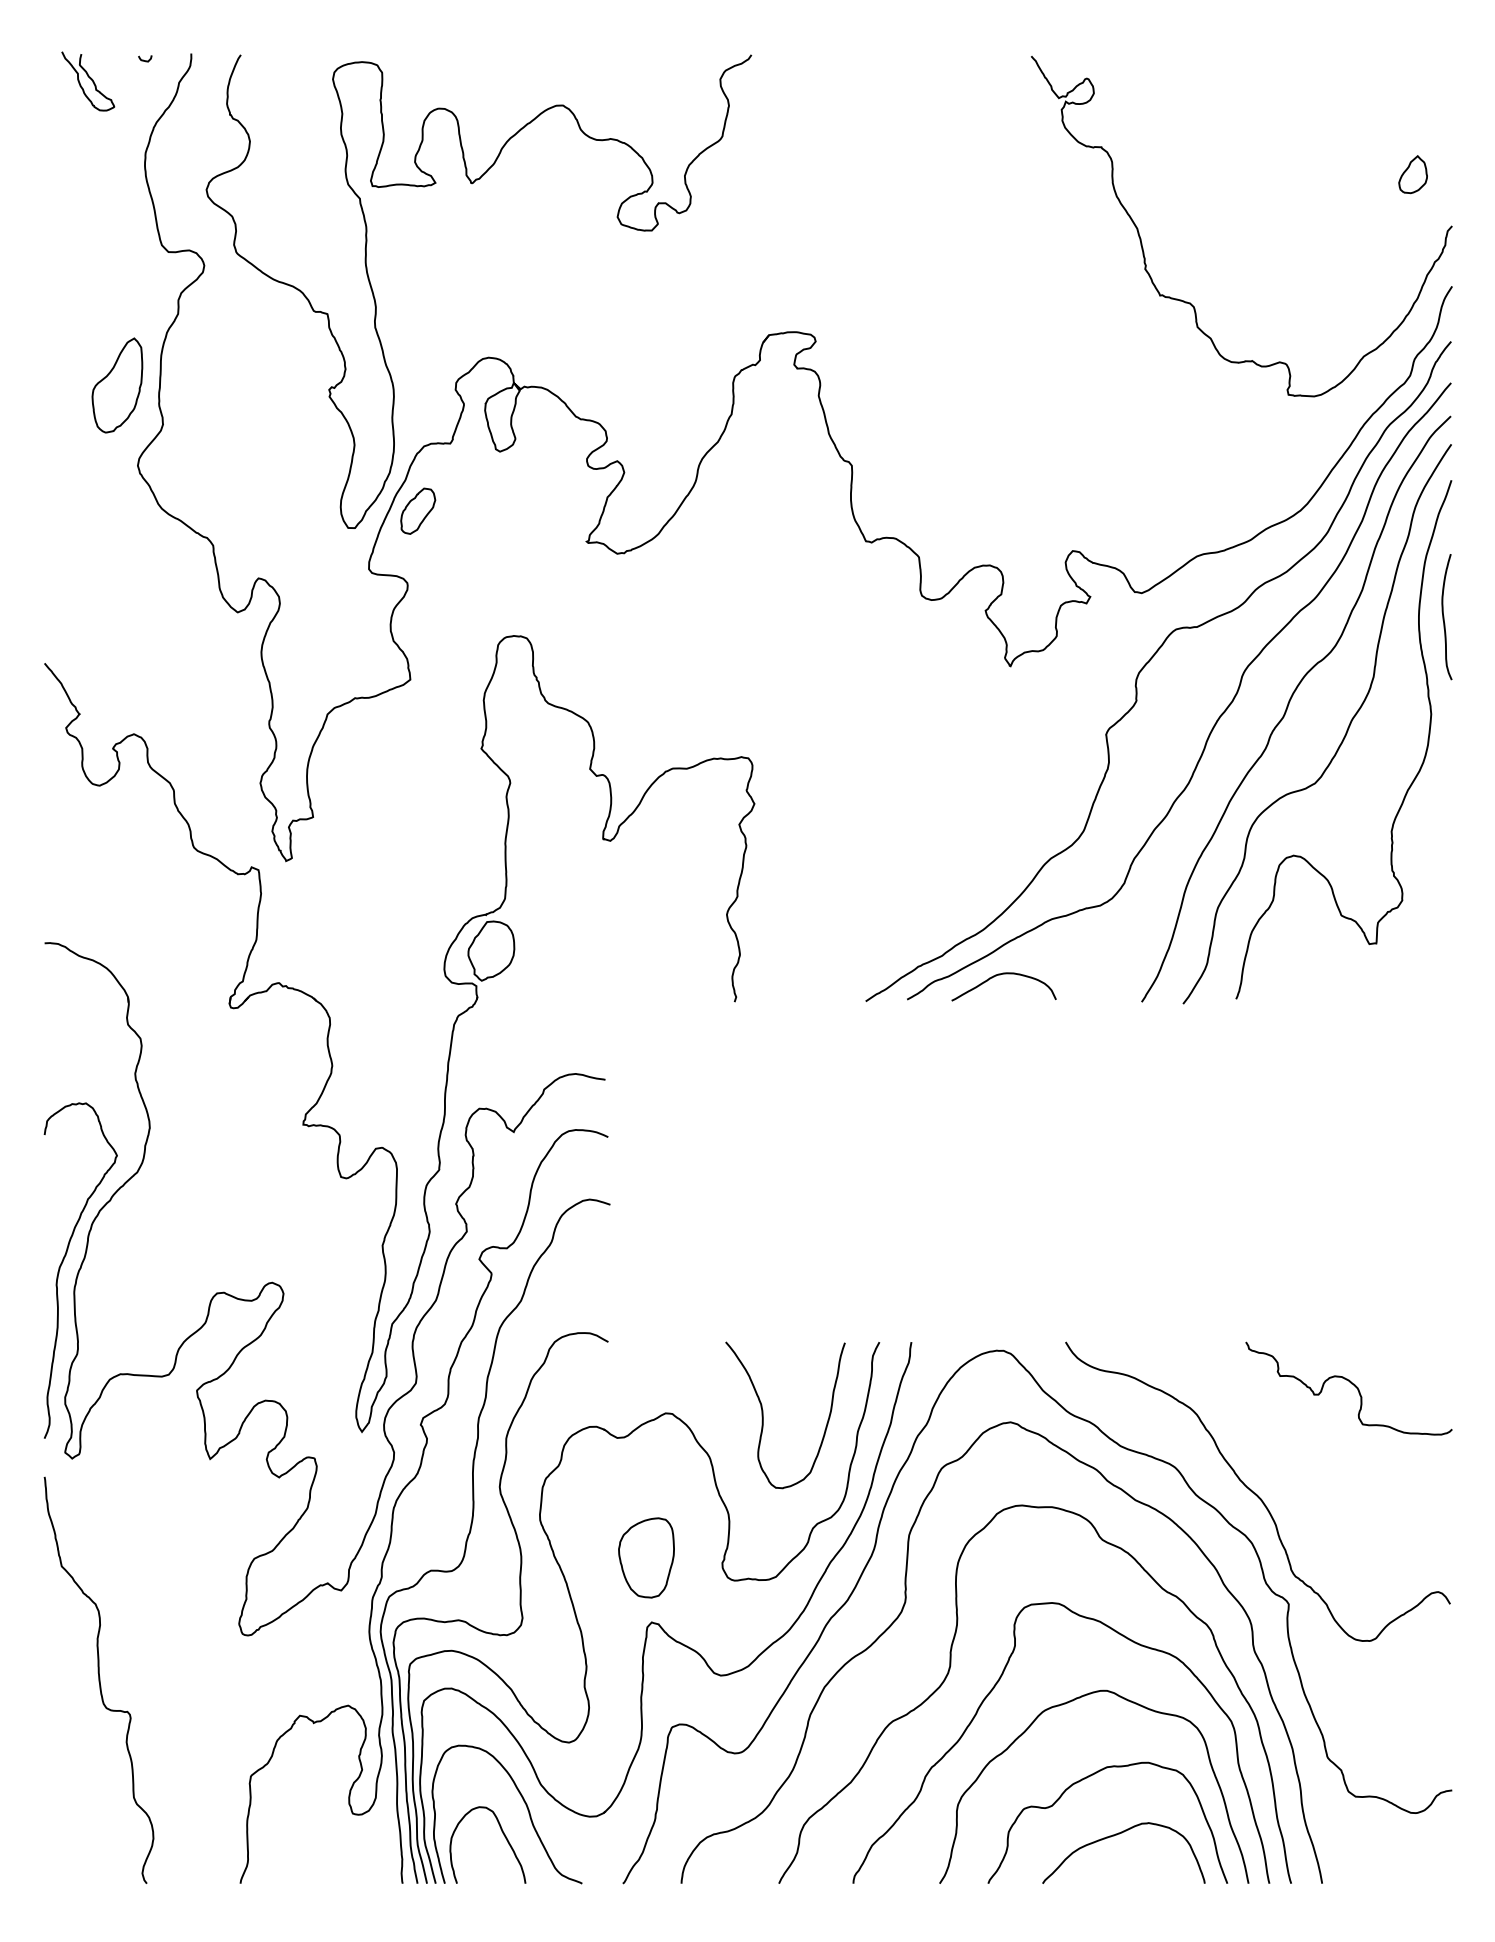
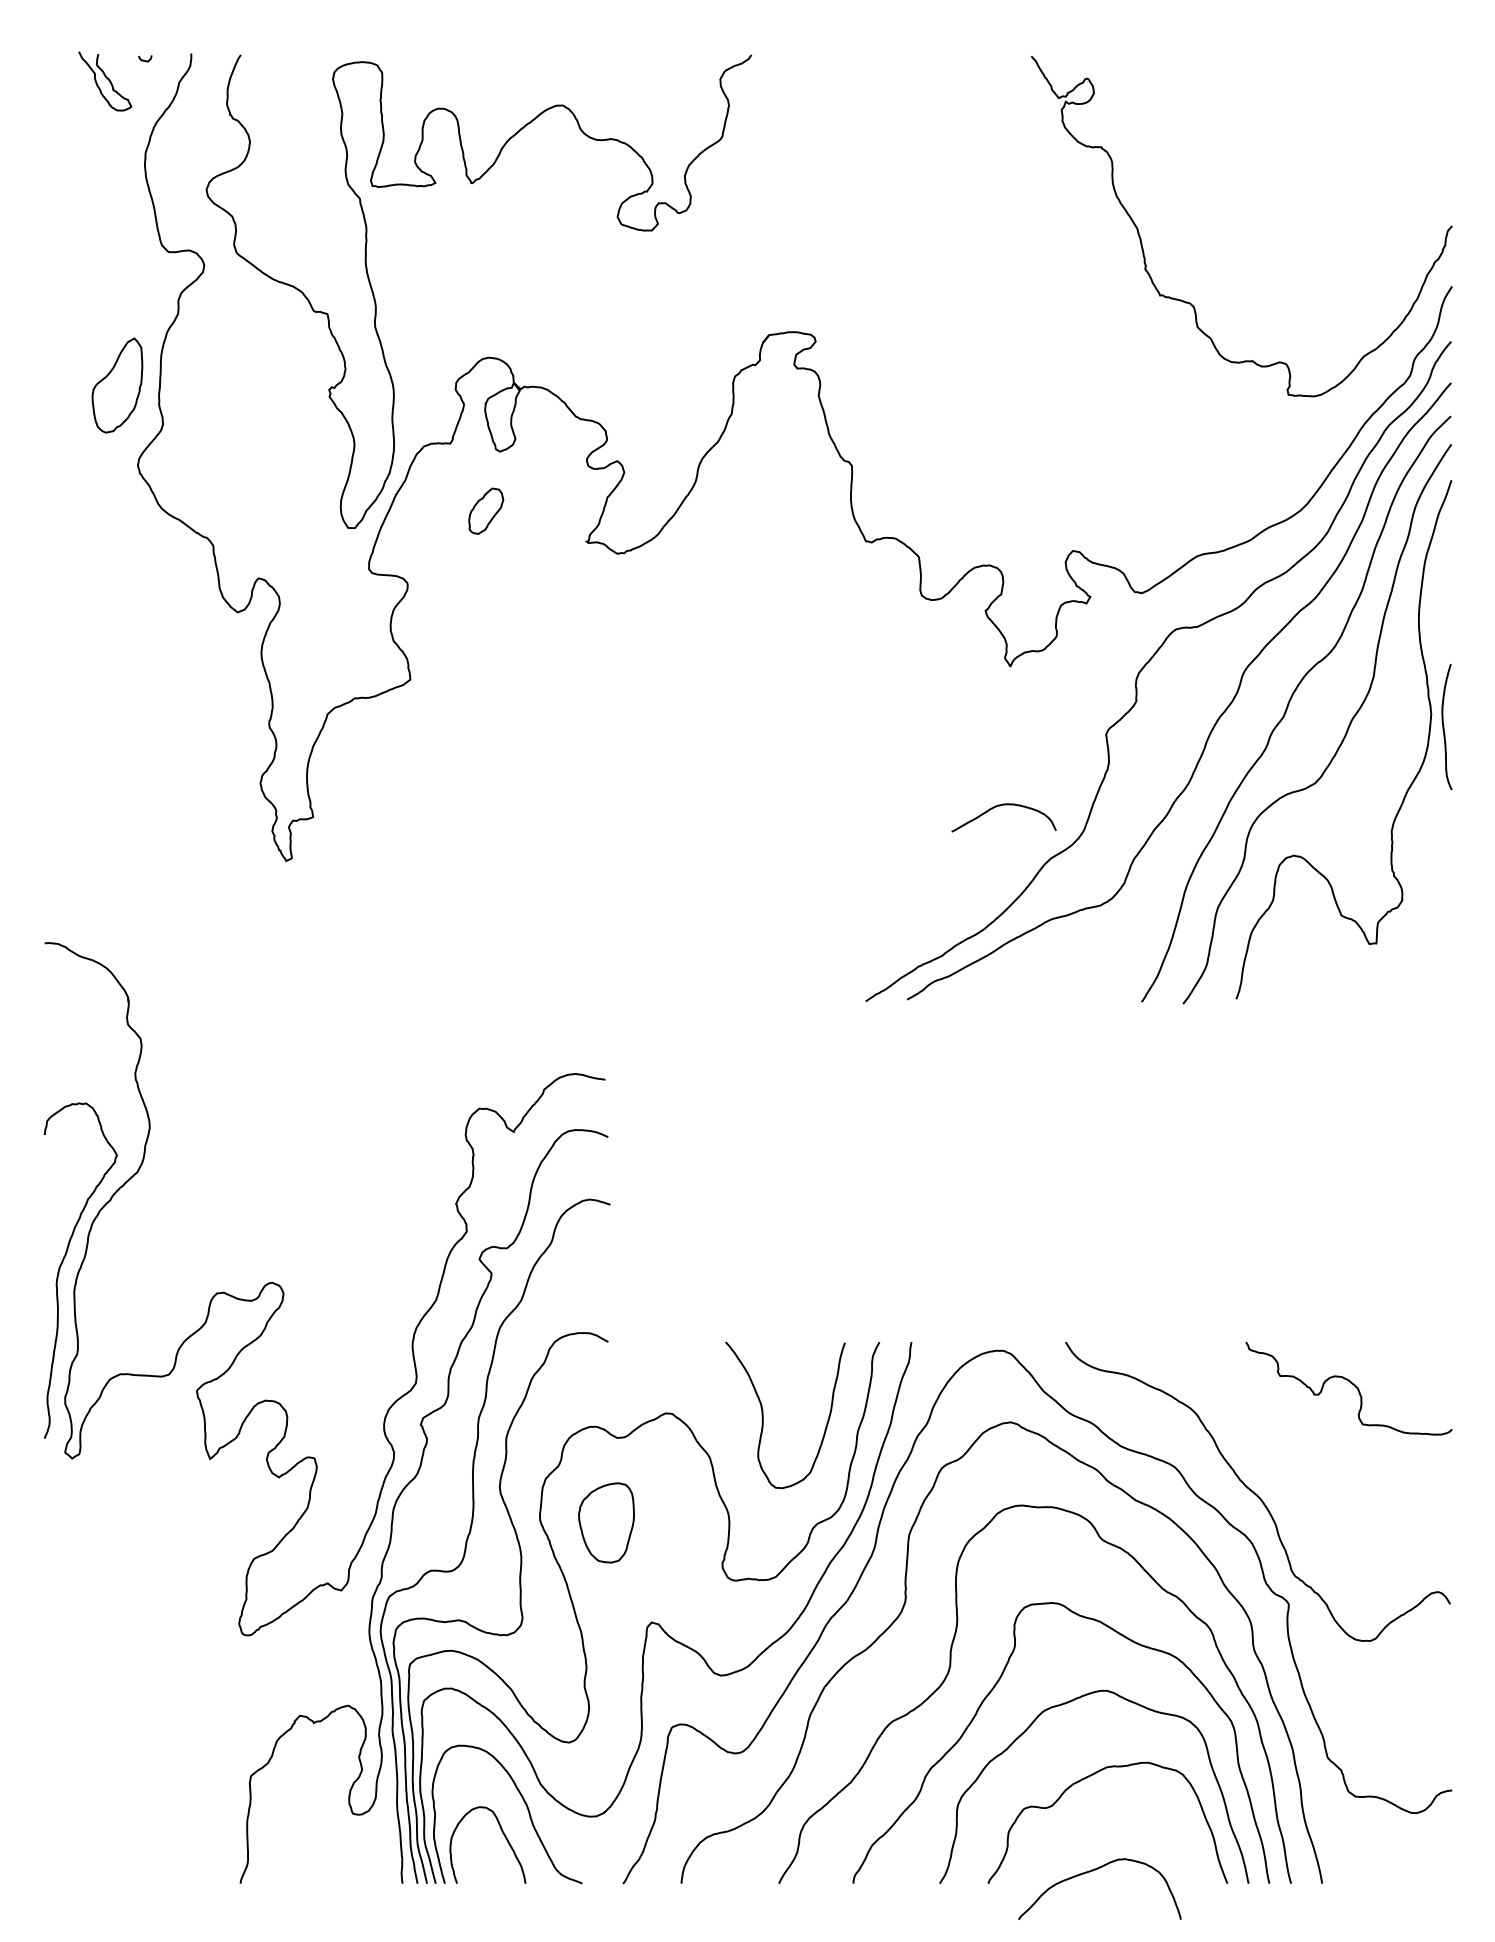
curve position: (90, 79) -> (107, 79) (107, 79)
part: present -> none (1412, 174)
part position: (418, 510) -> (486, 510) (486, 510)
curve position: (1444, 617) -> (1444, 727) (1444, 727)
curve position: (1000, 975) -> (1000, 806) (1000, 806)
part: present -> none (450, 1039)
part position: (646, 1557) -> (606, 1522) (606, 1522)
curve: present -> none (98, 1679)
curve position: (1114, 1836) -> (1090, 1872) (1090, 1872)
